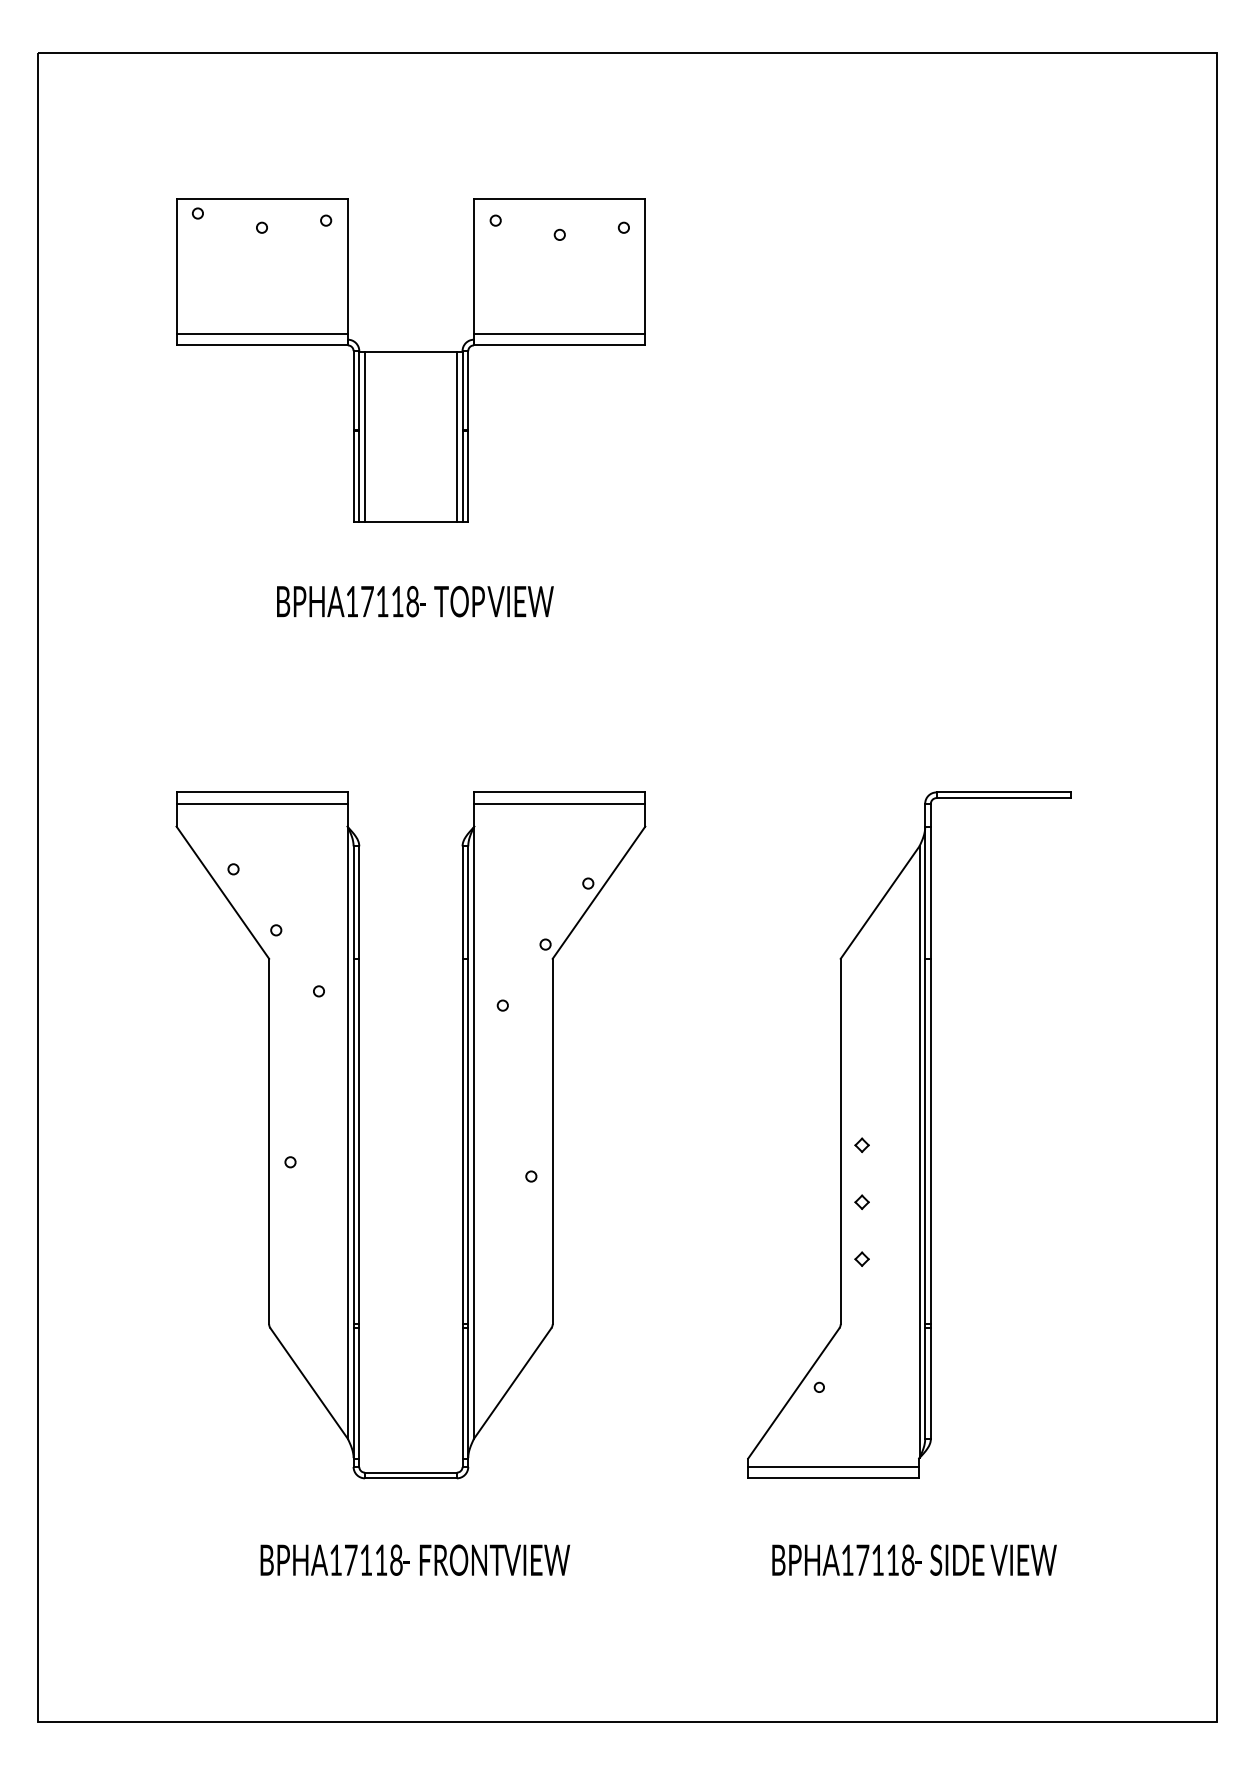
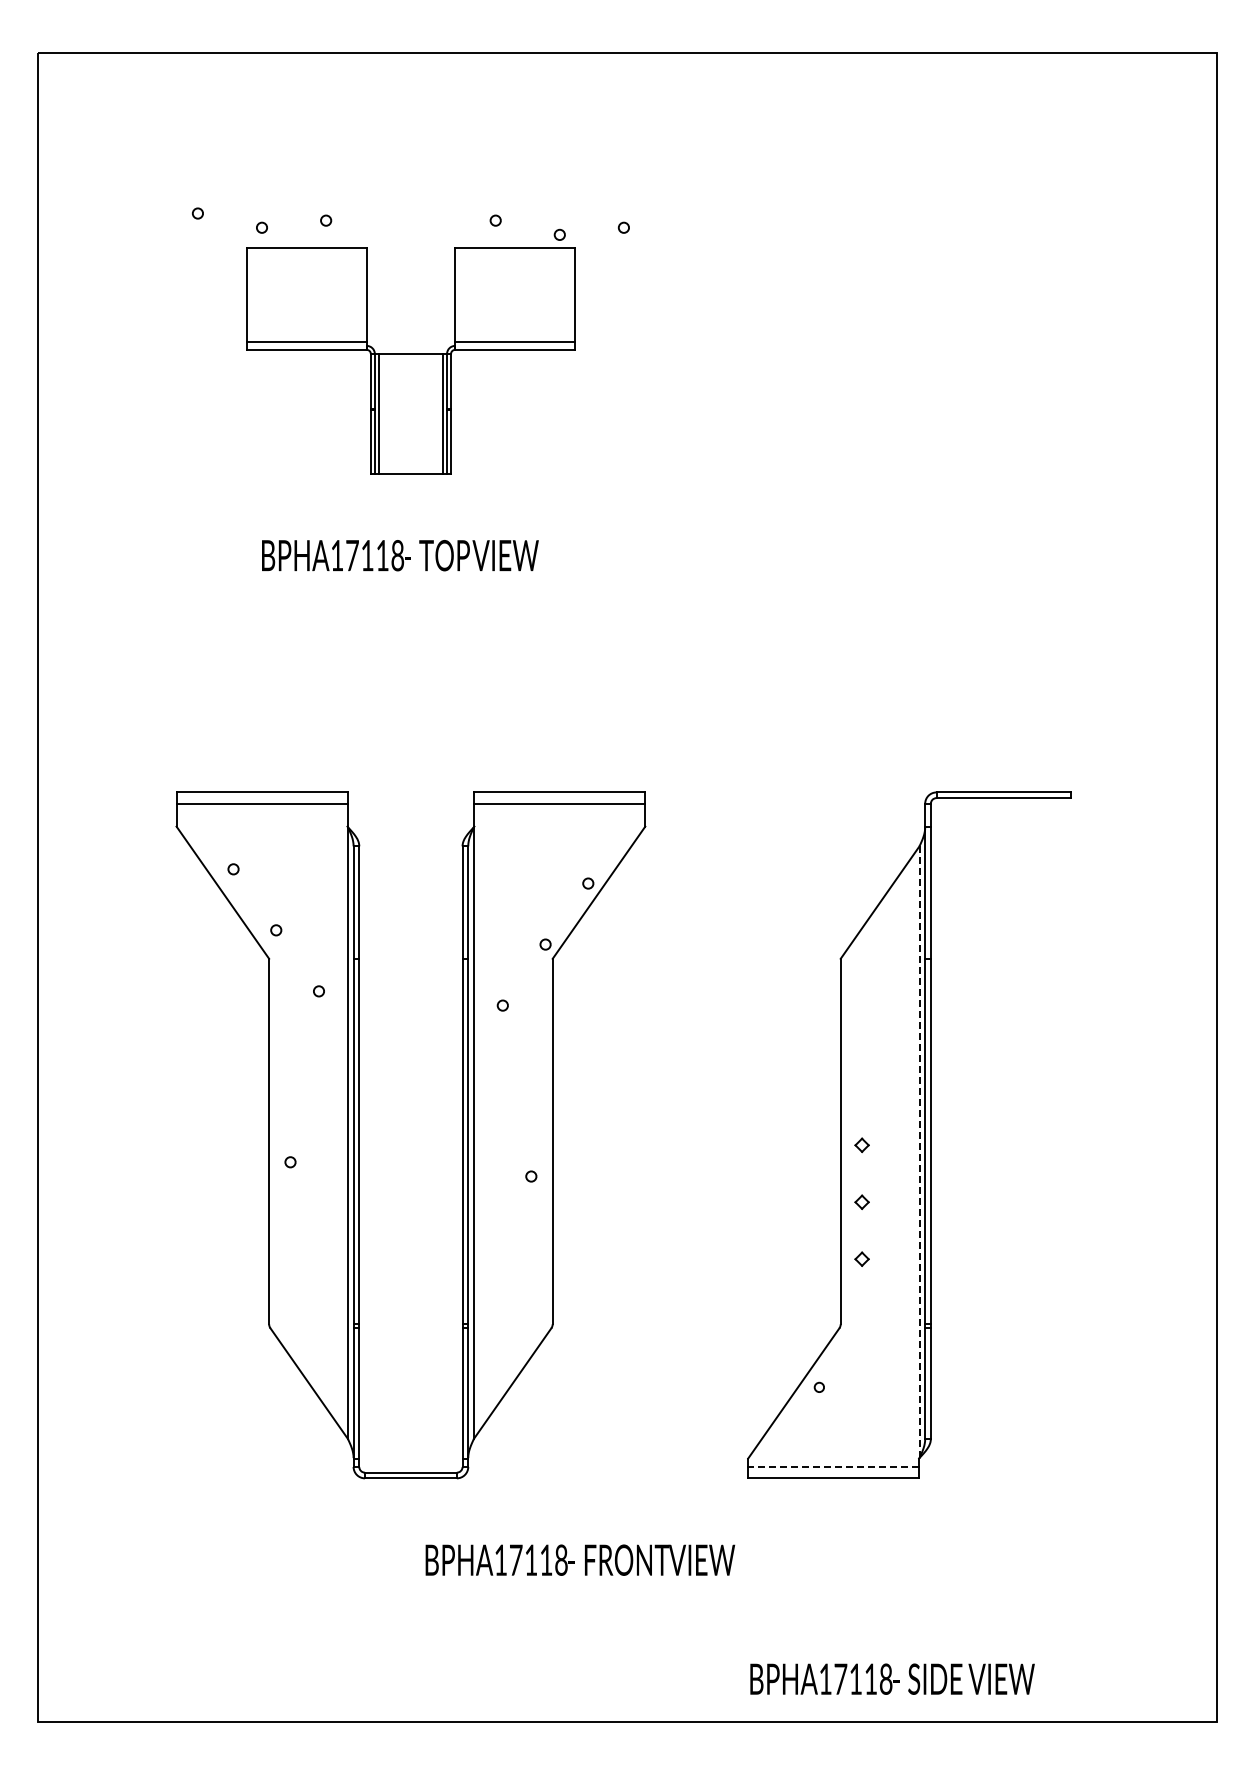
part size: 470x325 px -> 330x228 px (410, 360)
text position: (415, 601) -> (400, 555) (400, 555)
line: solid -> dashed (919, 1152)
line: solid -> dashed (833, 1466)
text position: (415, 1559) -> (580, 1559) (580, 1559)
text position: (914, 1559) -> (892, 1678) (892, 1678)
